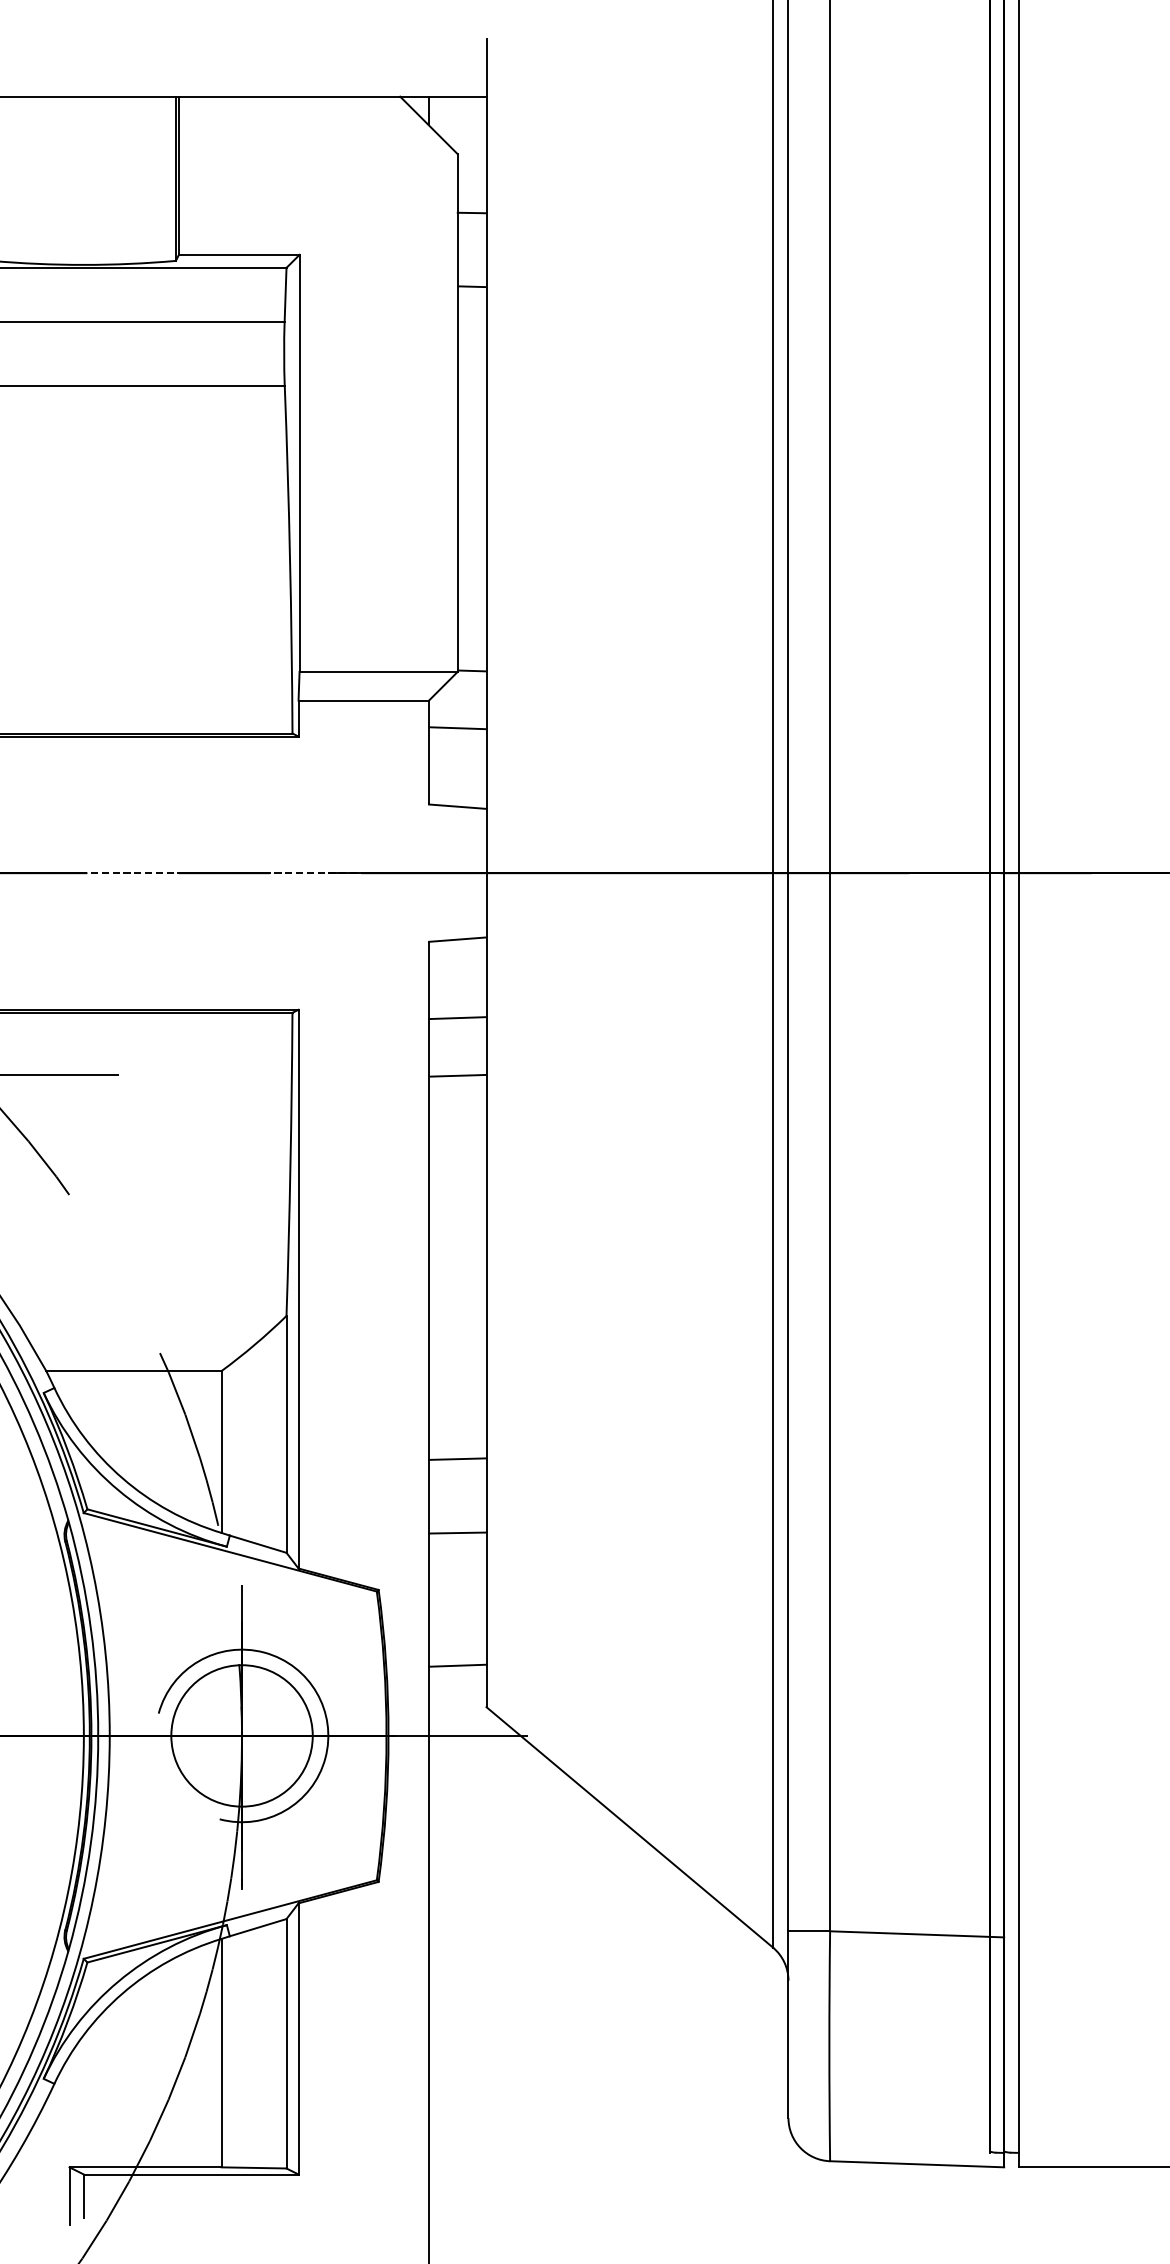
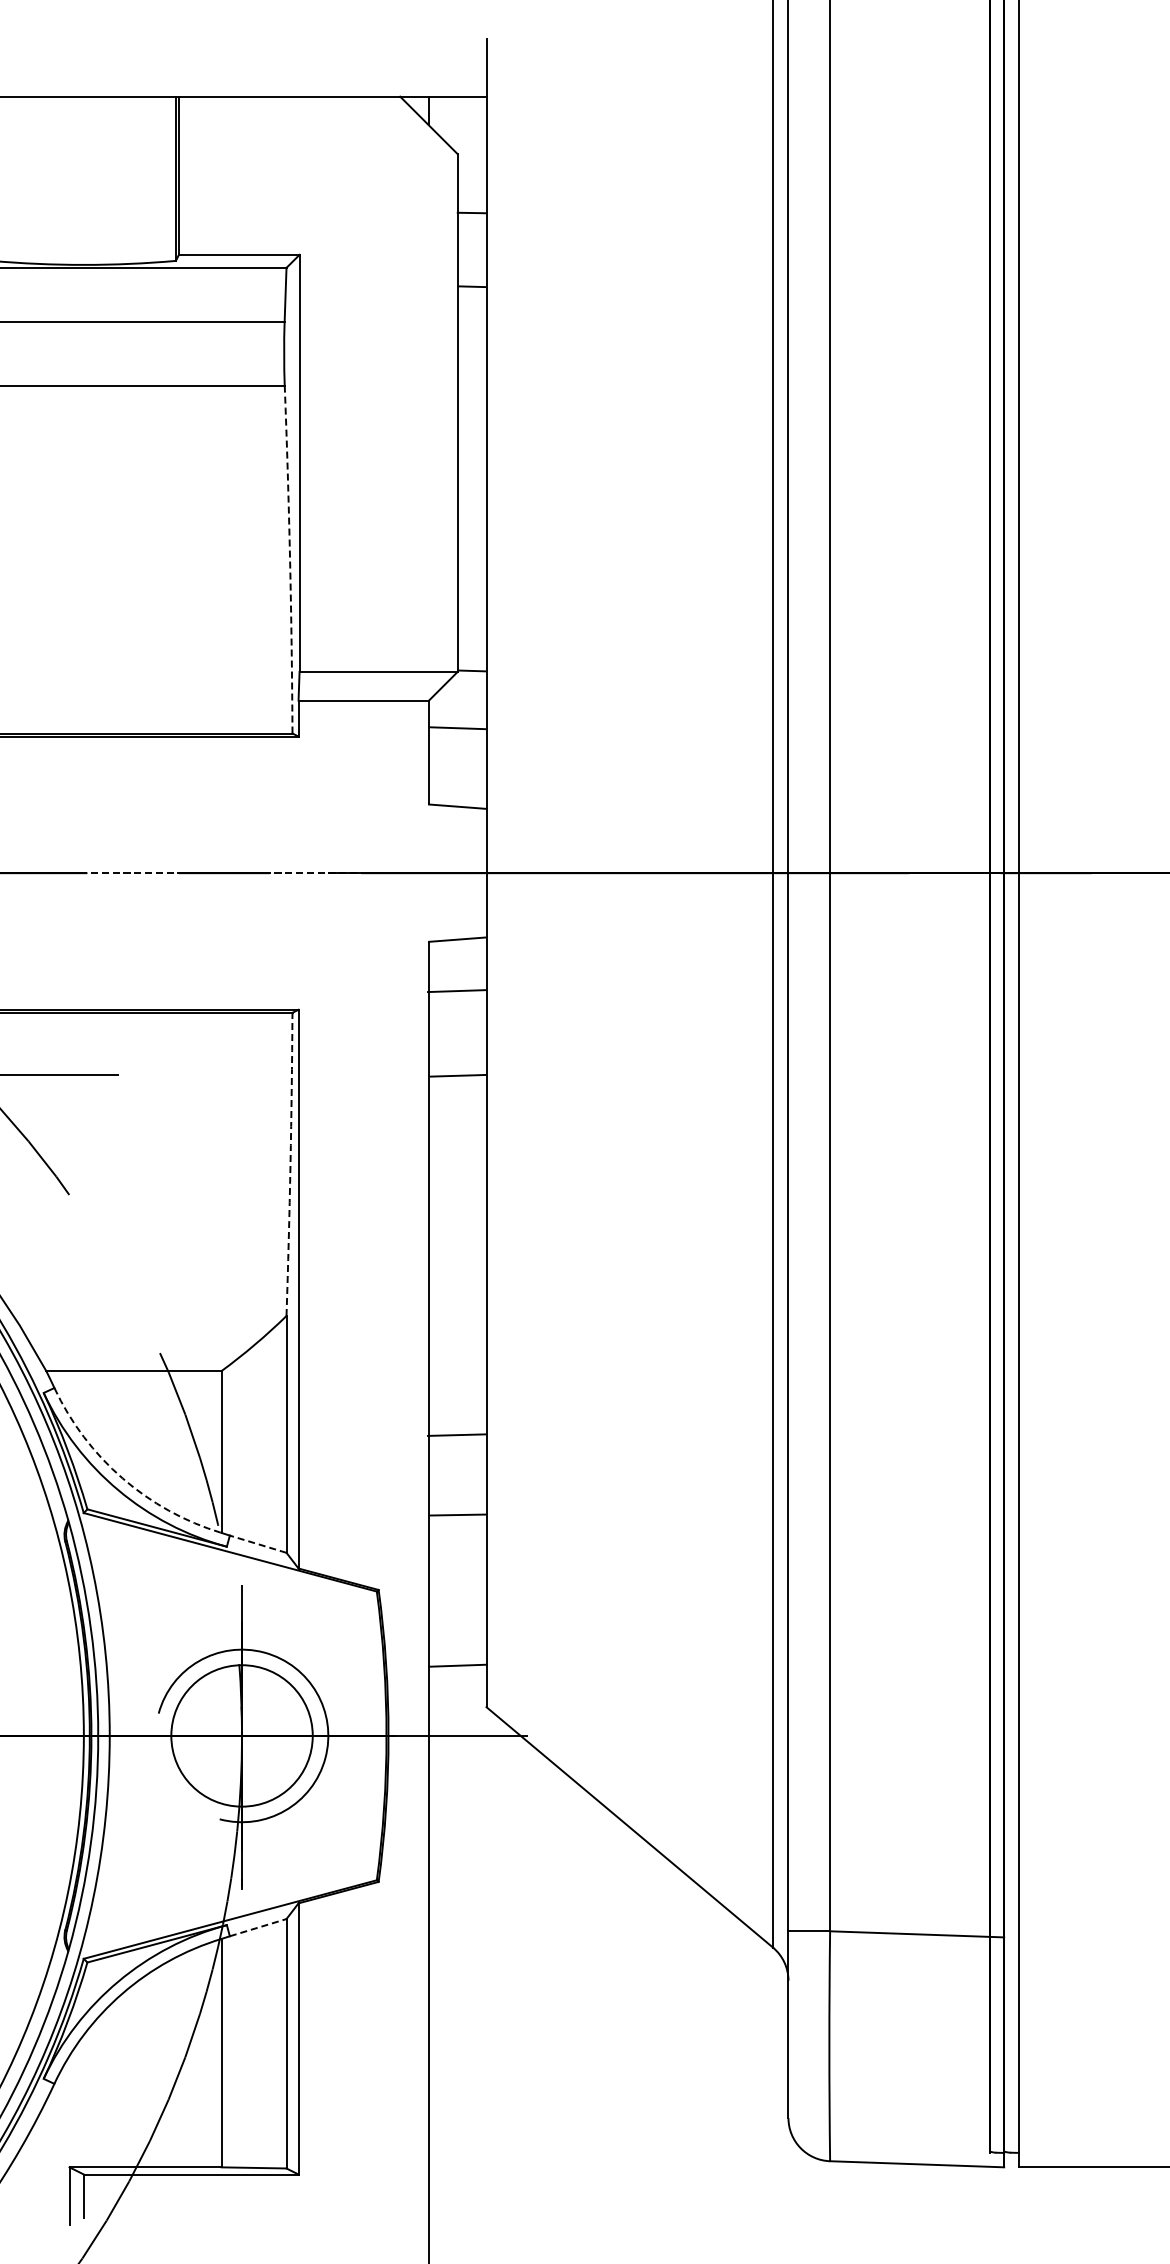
arc: solid -> dashed (290, 559)
line position: (457, 1018) -> (456, 991) (456, 991)
arc: solid -> dashed (290, 1164)
line position: (457, 1458) -> (456, 1434) (456, 1434)
arc: solid -> dashed (122, 1478)
line position: (457, 1532) -> (457, 1514) (457, 1514)
line: solid -> dashed (258, 1544)
line: solid -> dashed (258, 1927)
